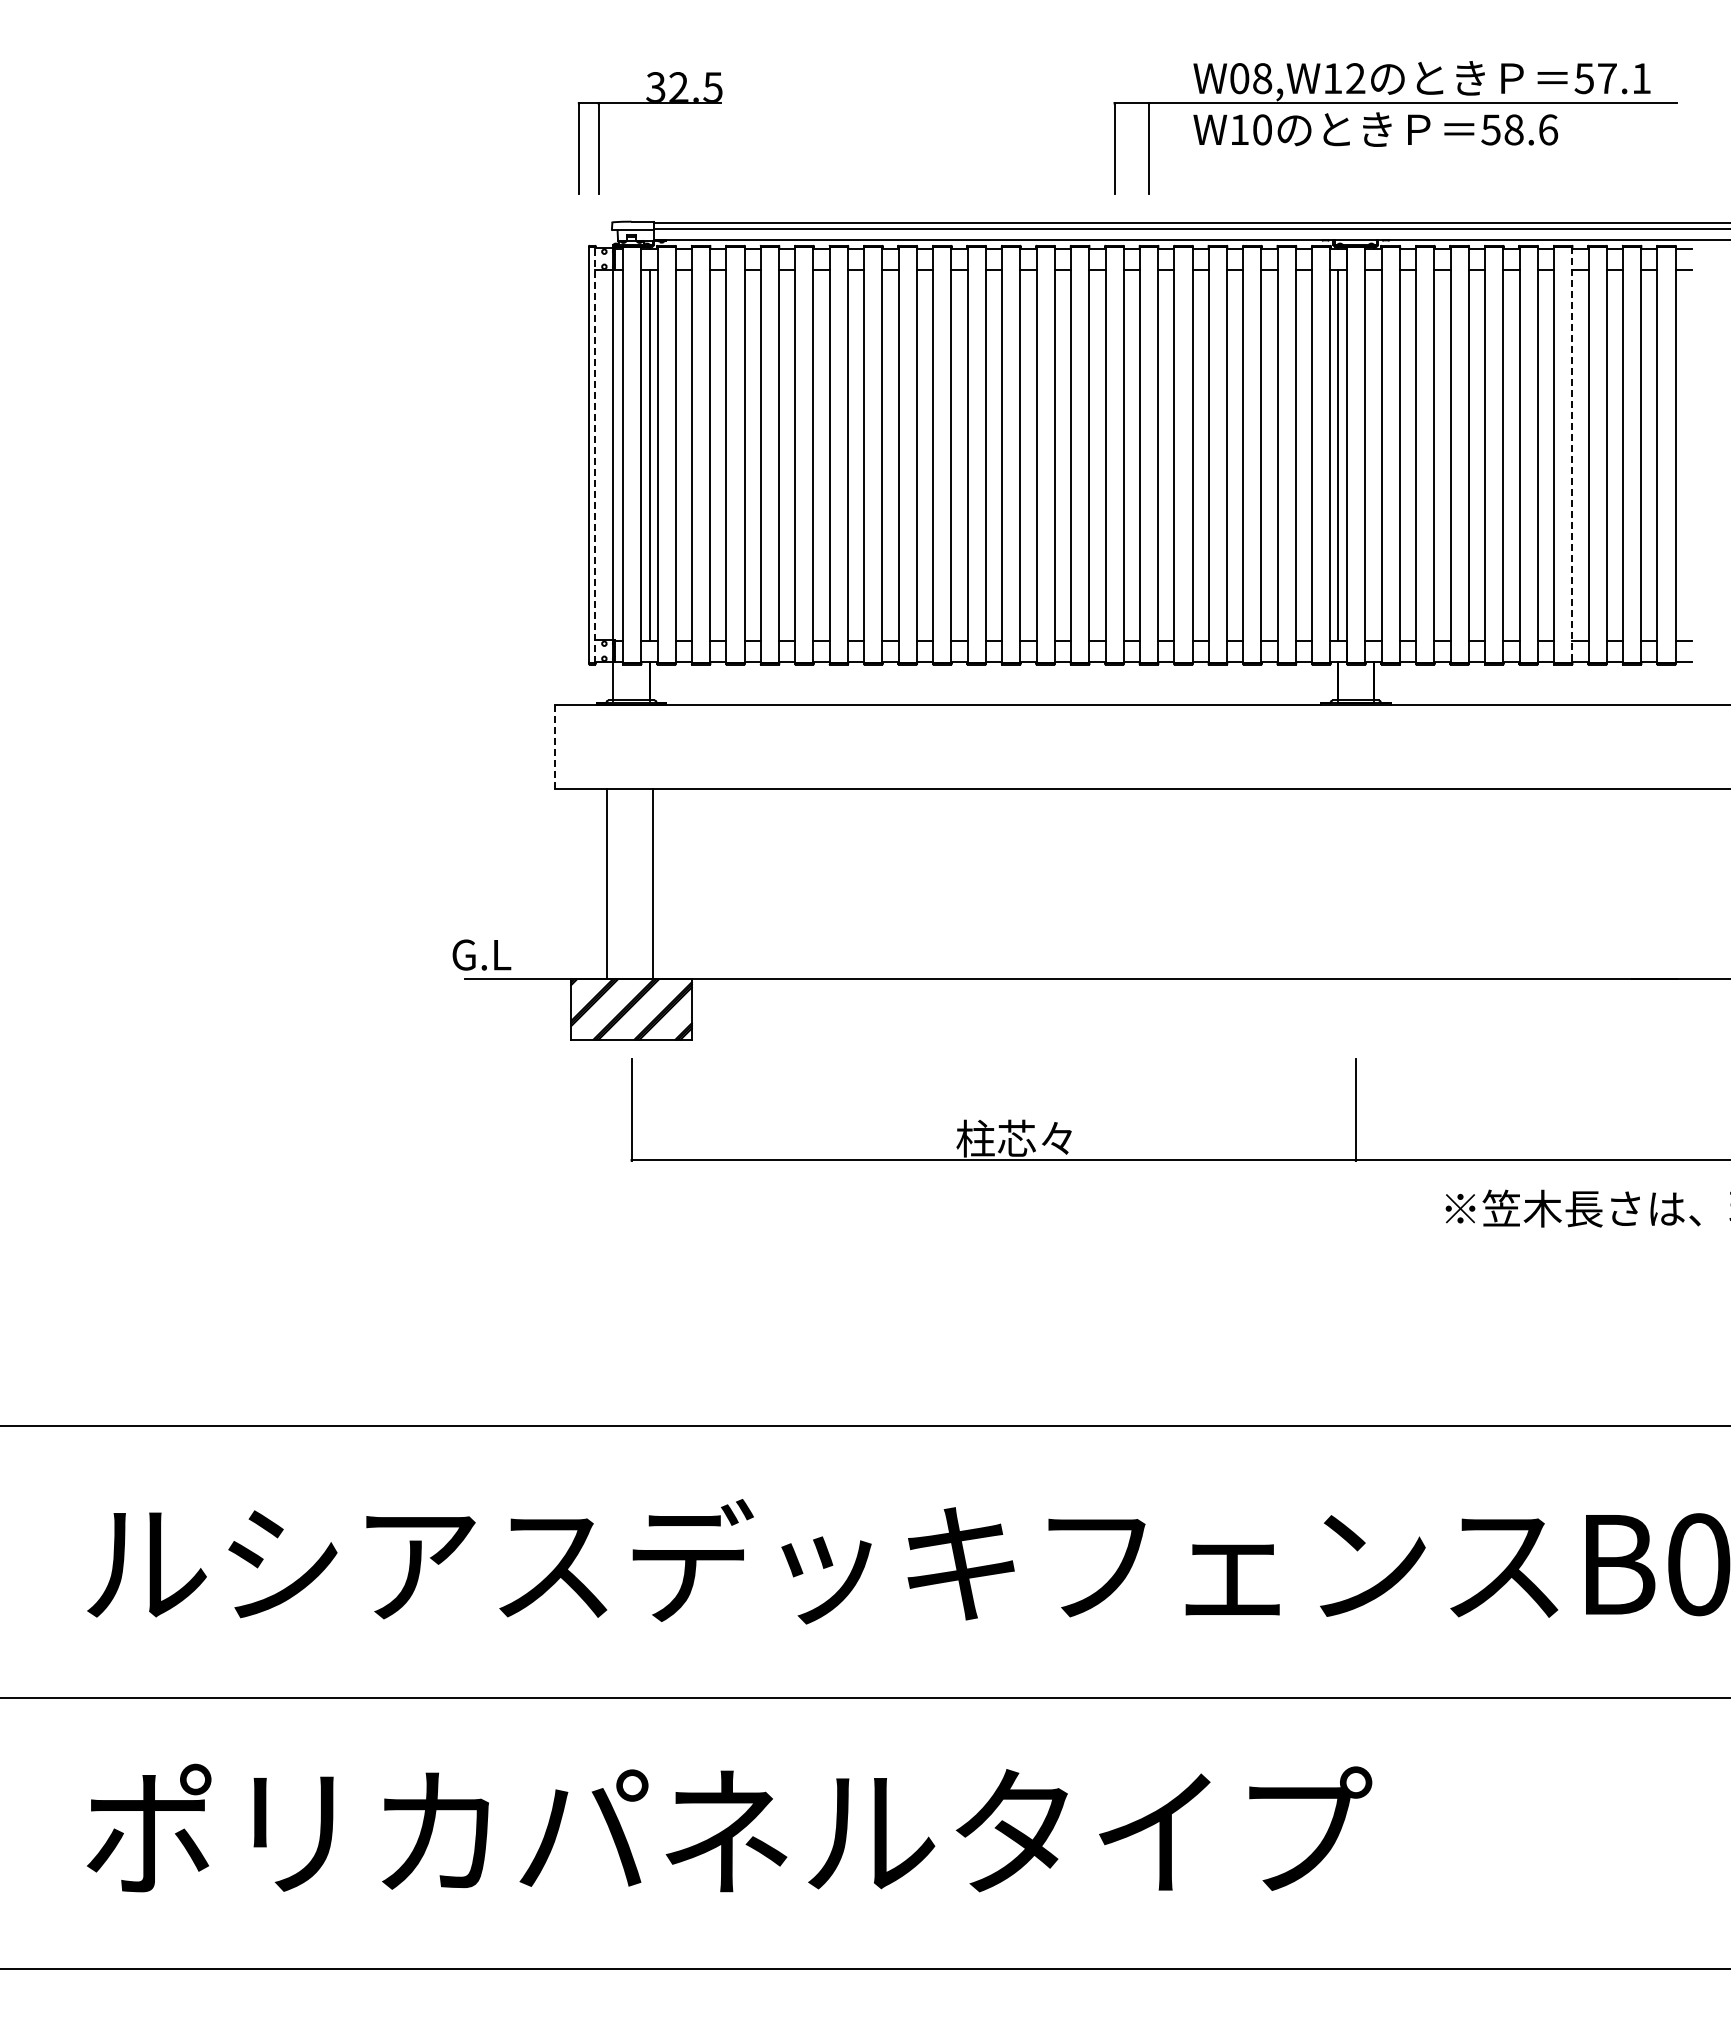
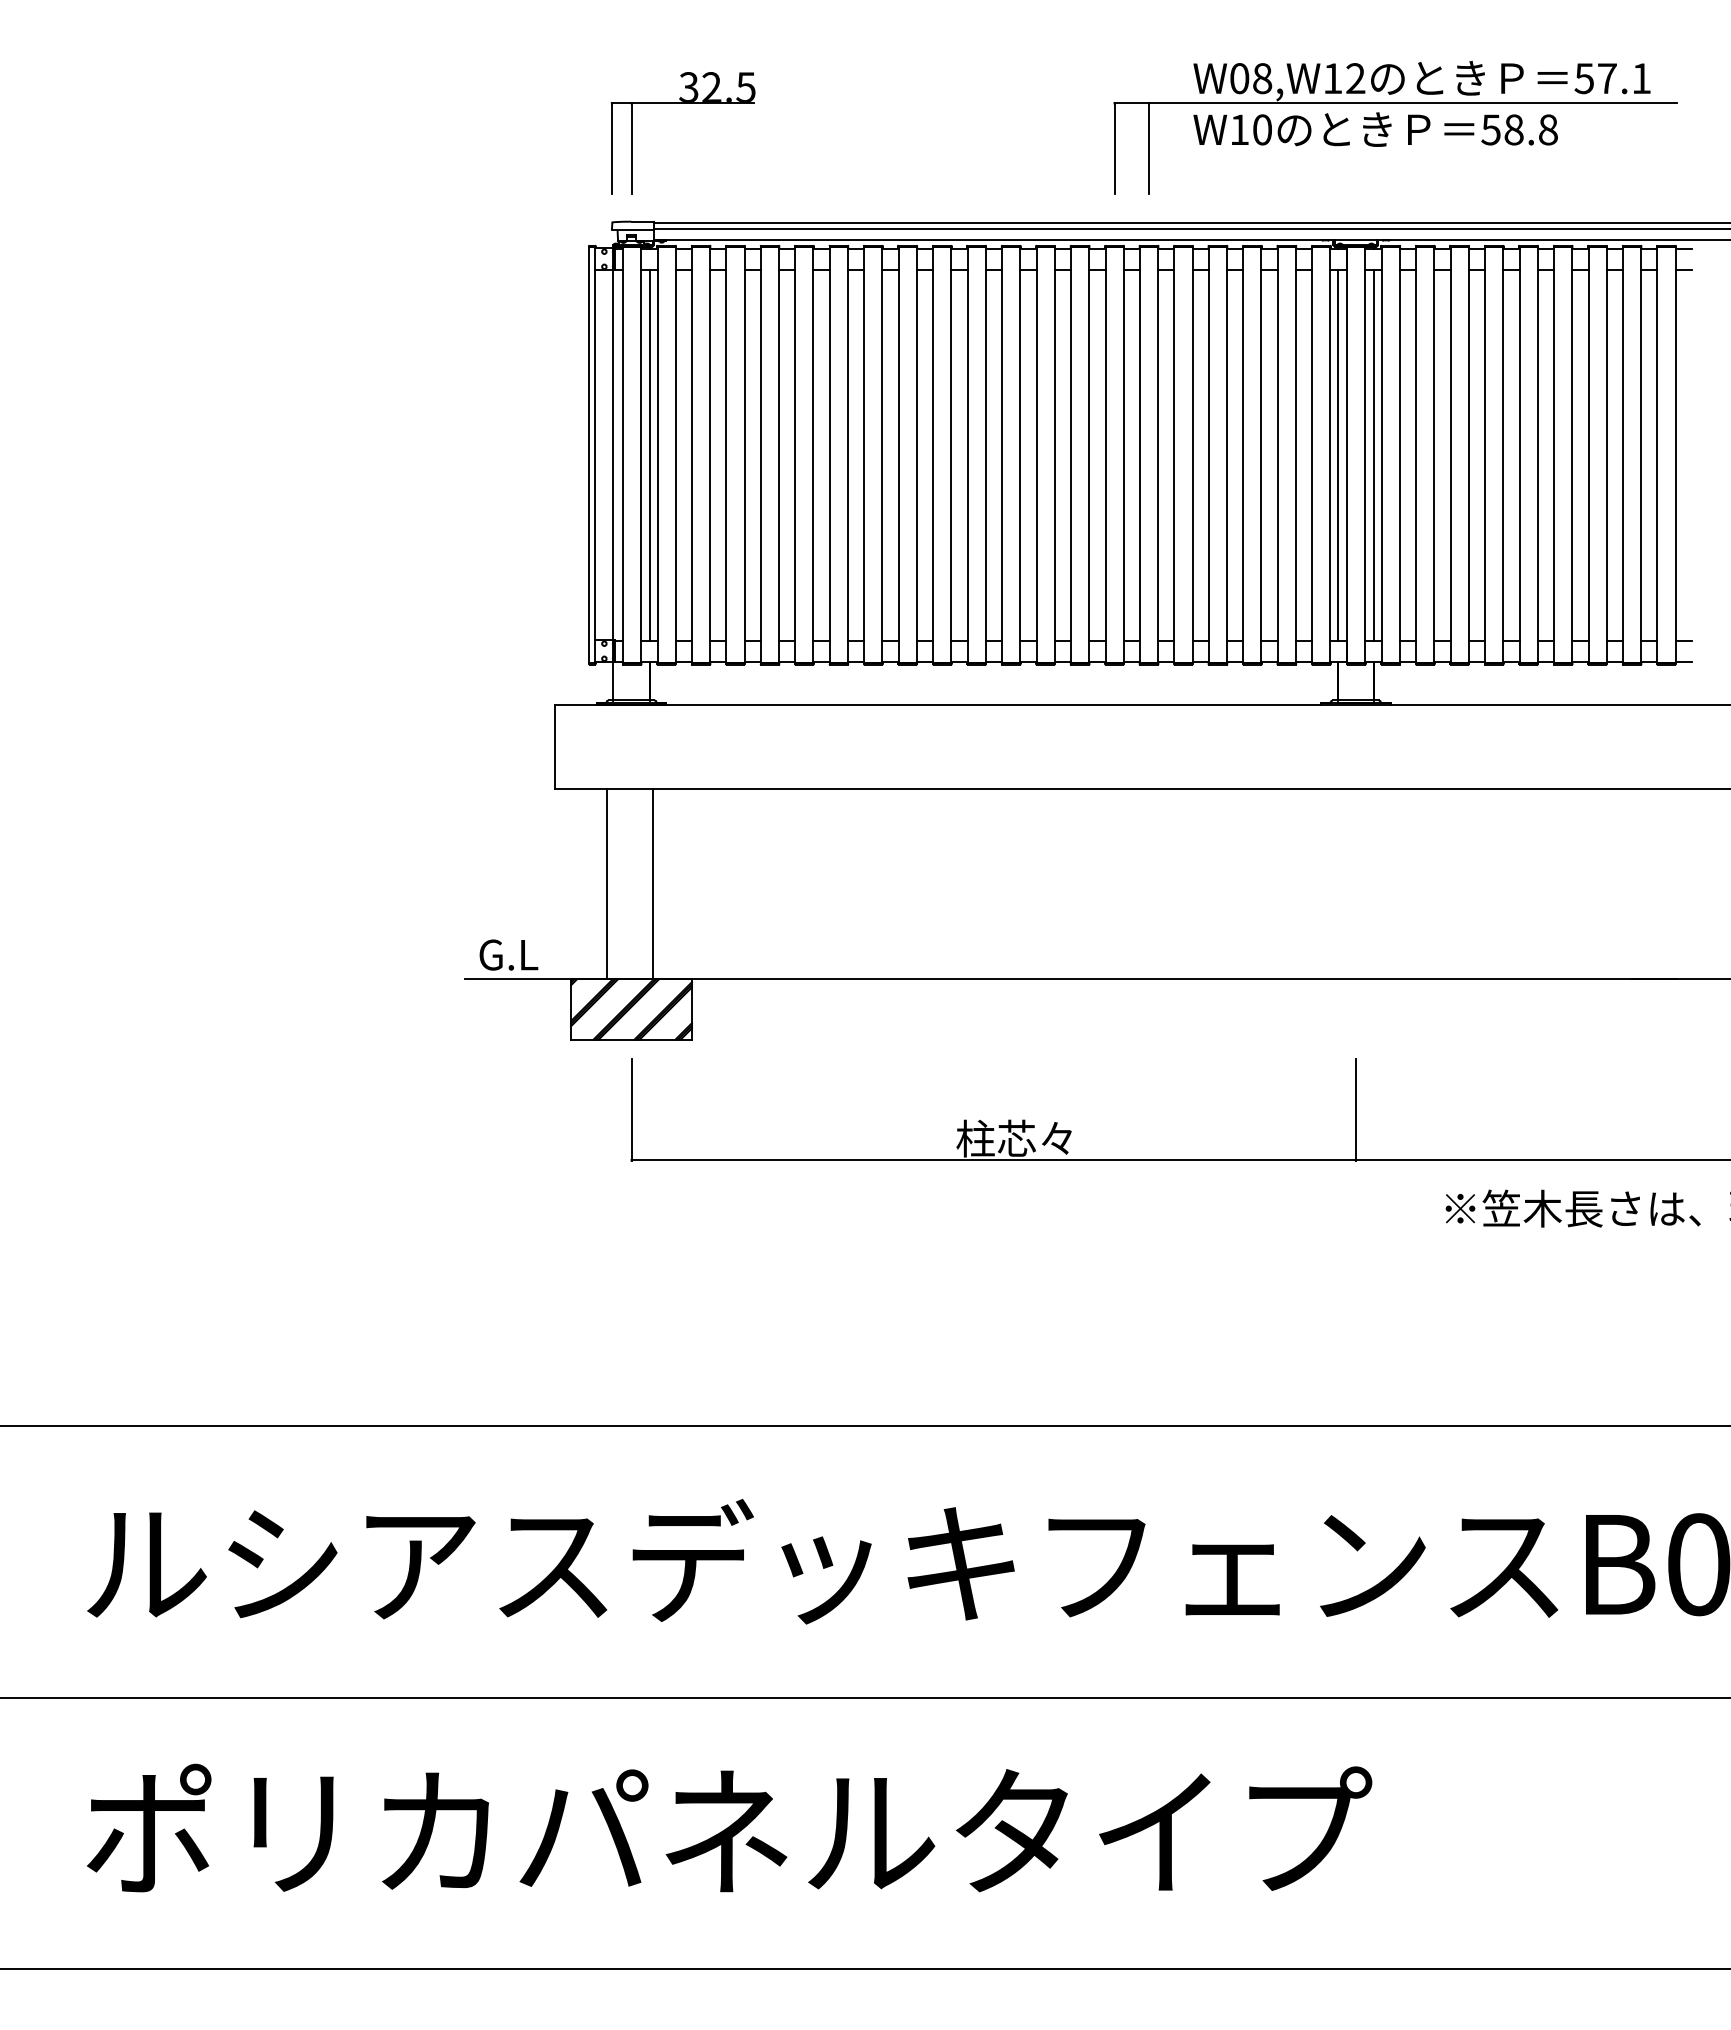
part position: (649, 103) -> (682, 103) (682, 103)
text: 58.6 -> 58.8 (1548, 129)
line: dashed -> solid (595, 454)
line: none -> present (1373, 454)
line: dashed -> solid (1572, 455)
line: dashed -> solid (555, 747)
text position: (481, 954) -> (508, 954) (508, 954)
